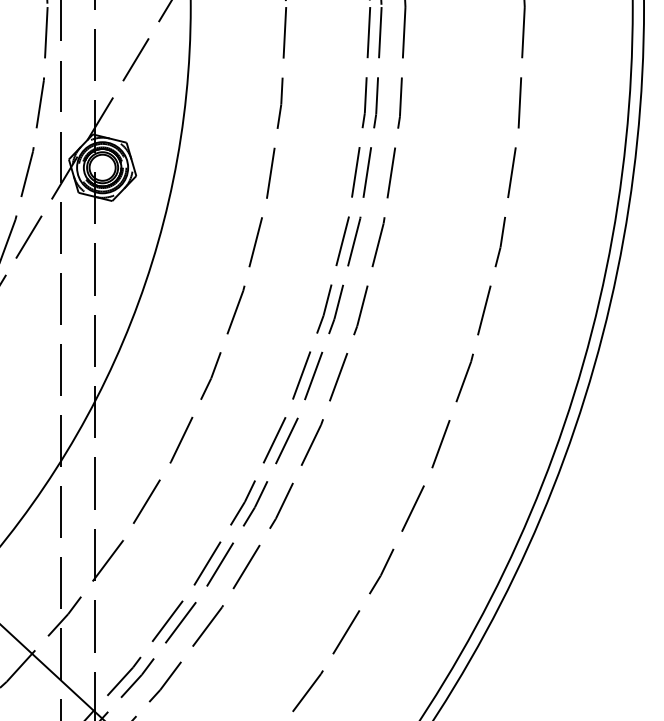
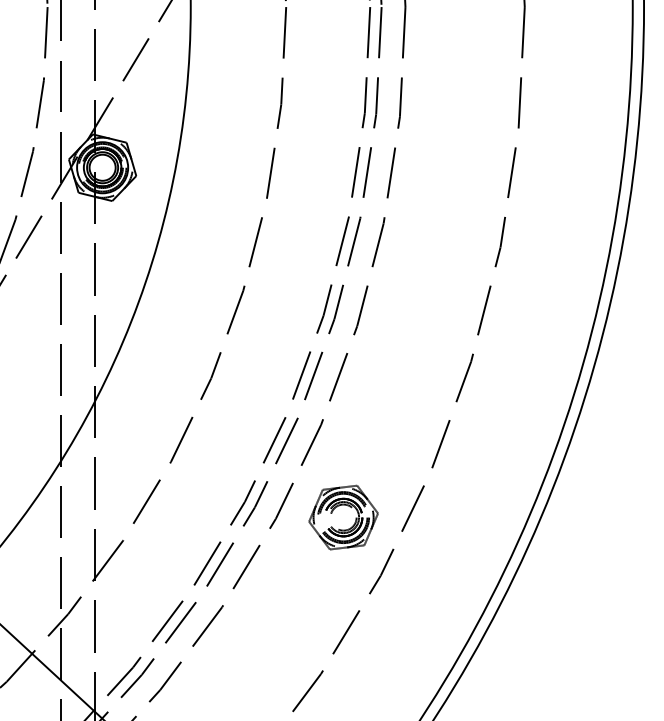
part: none -> present (343, 517)
